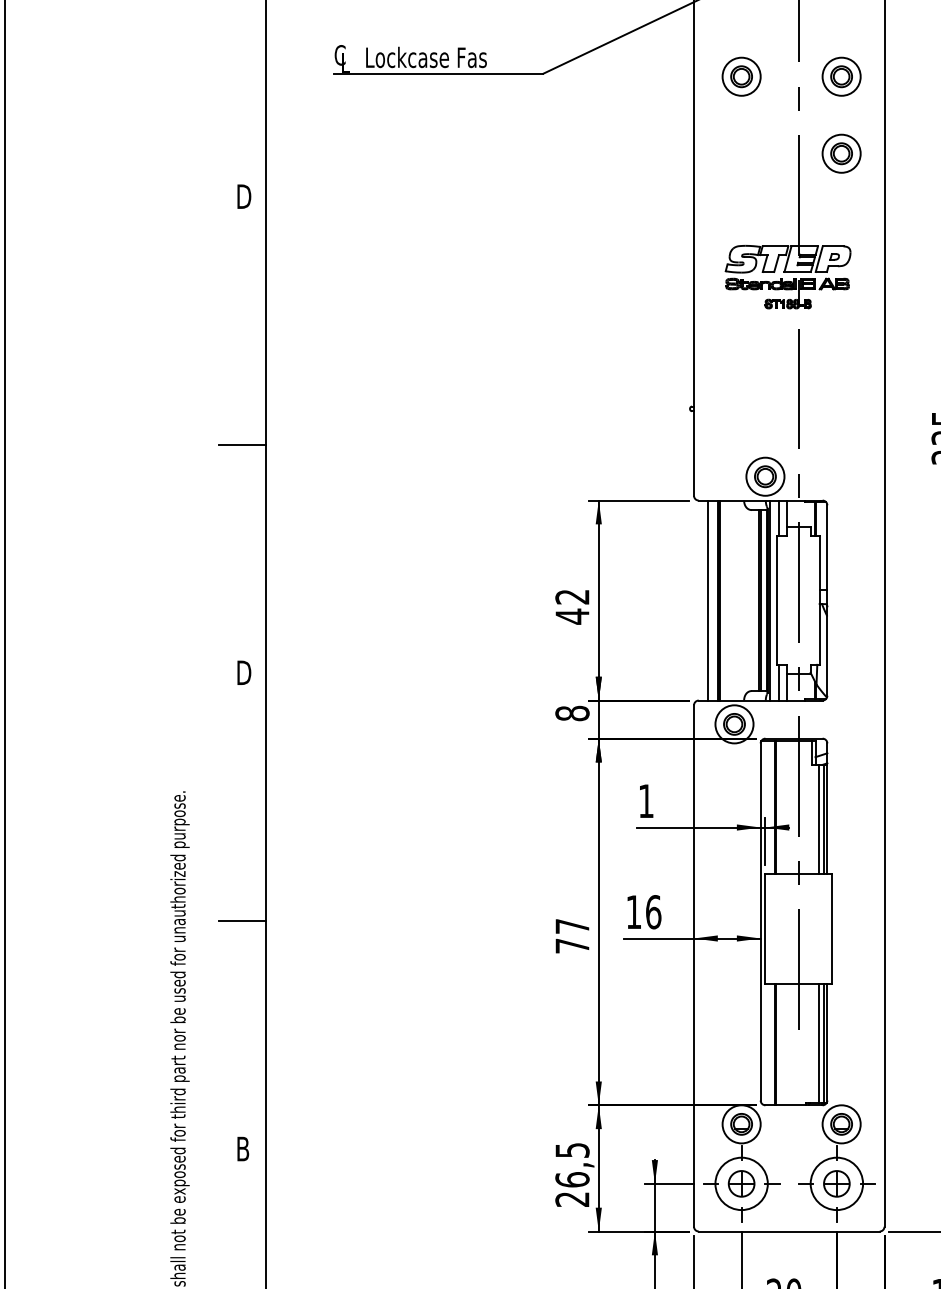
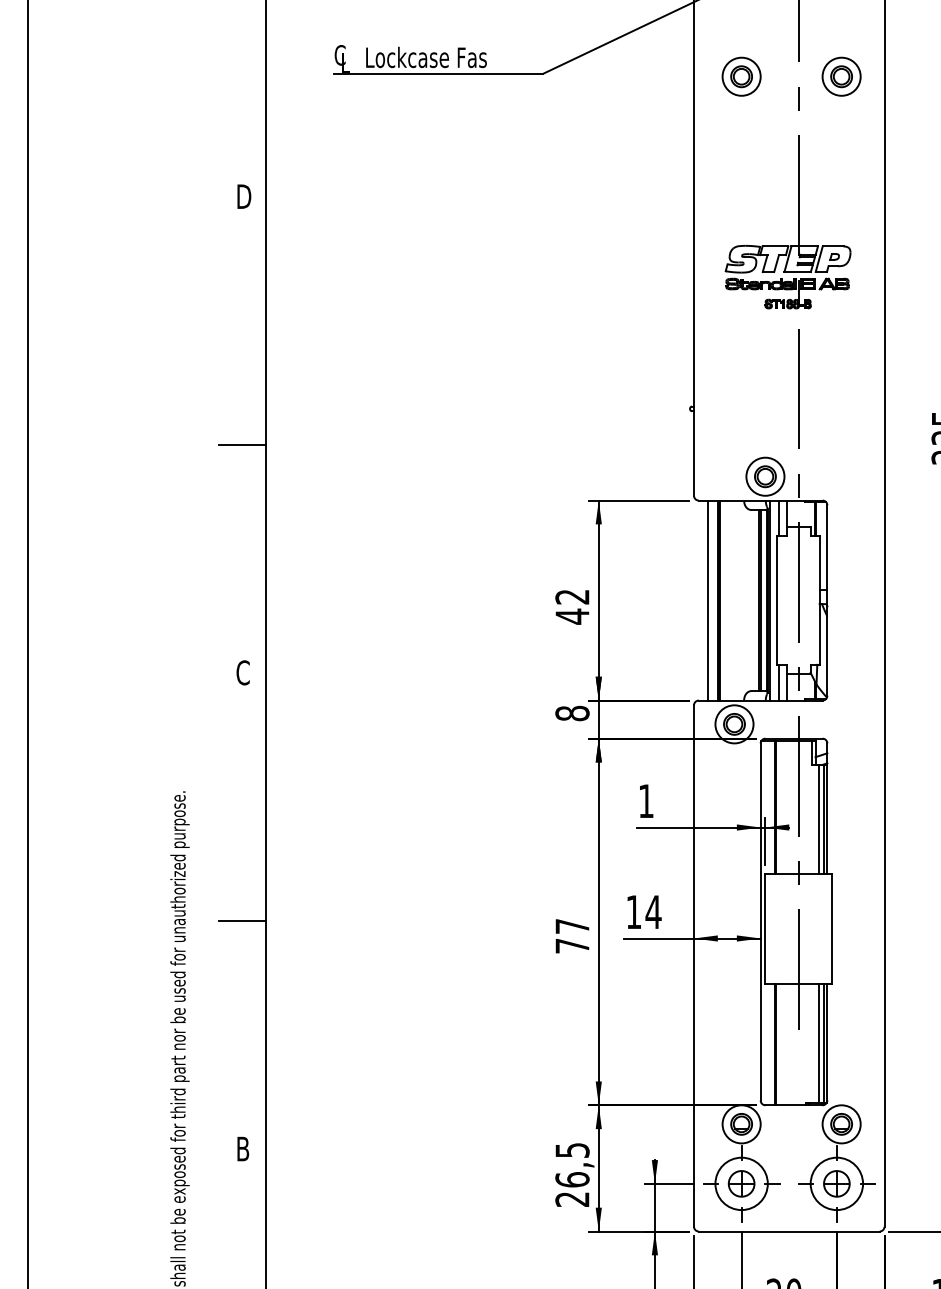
part: present -> none (841, 153)
line position: (5, 643) -> (28, 643) (28, 643)
text: D -> C (243, 672)
text: 16 -> 14 (653, 912)
